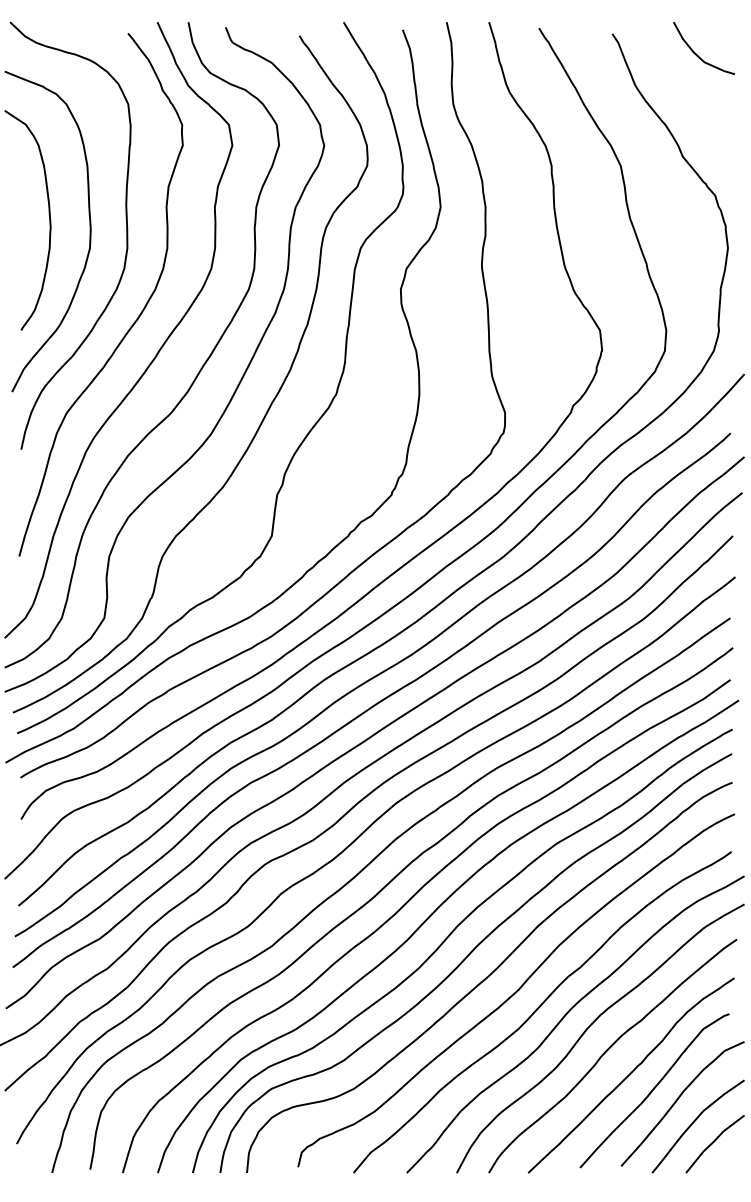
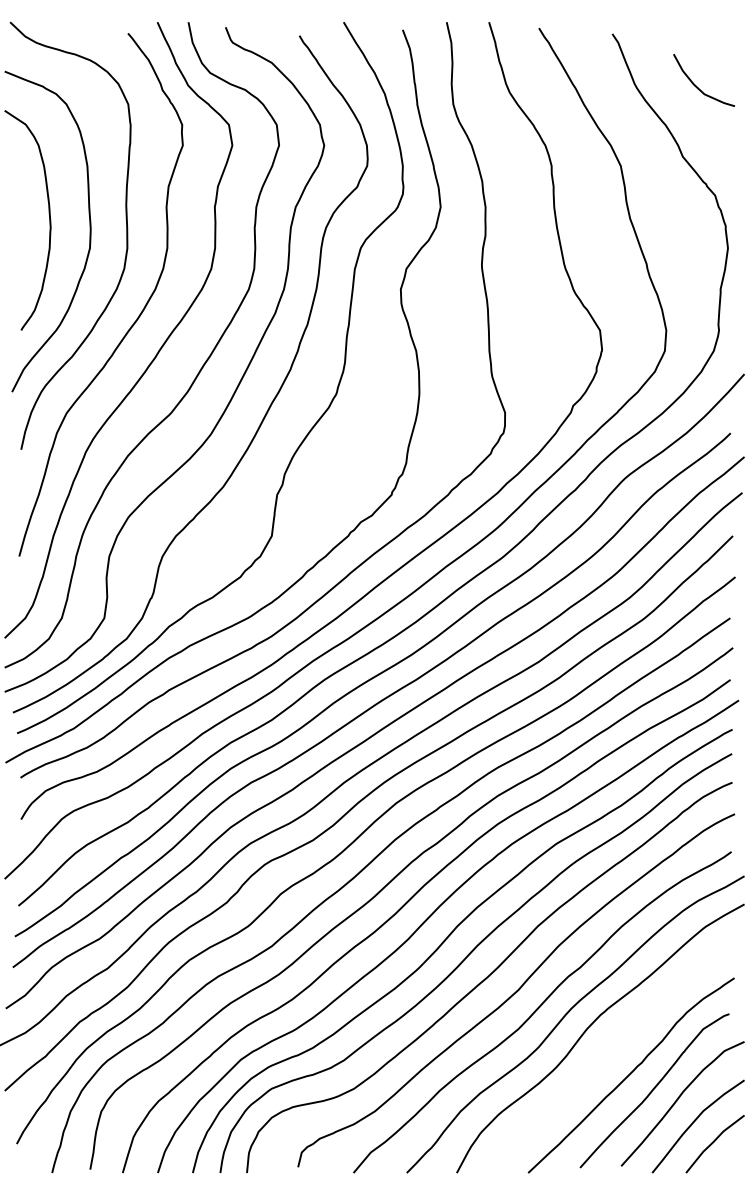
curve position: (697, 54) -> (697, 86) (697, 86)
curve: present -> none (607, 1051)
